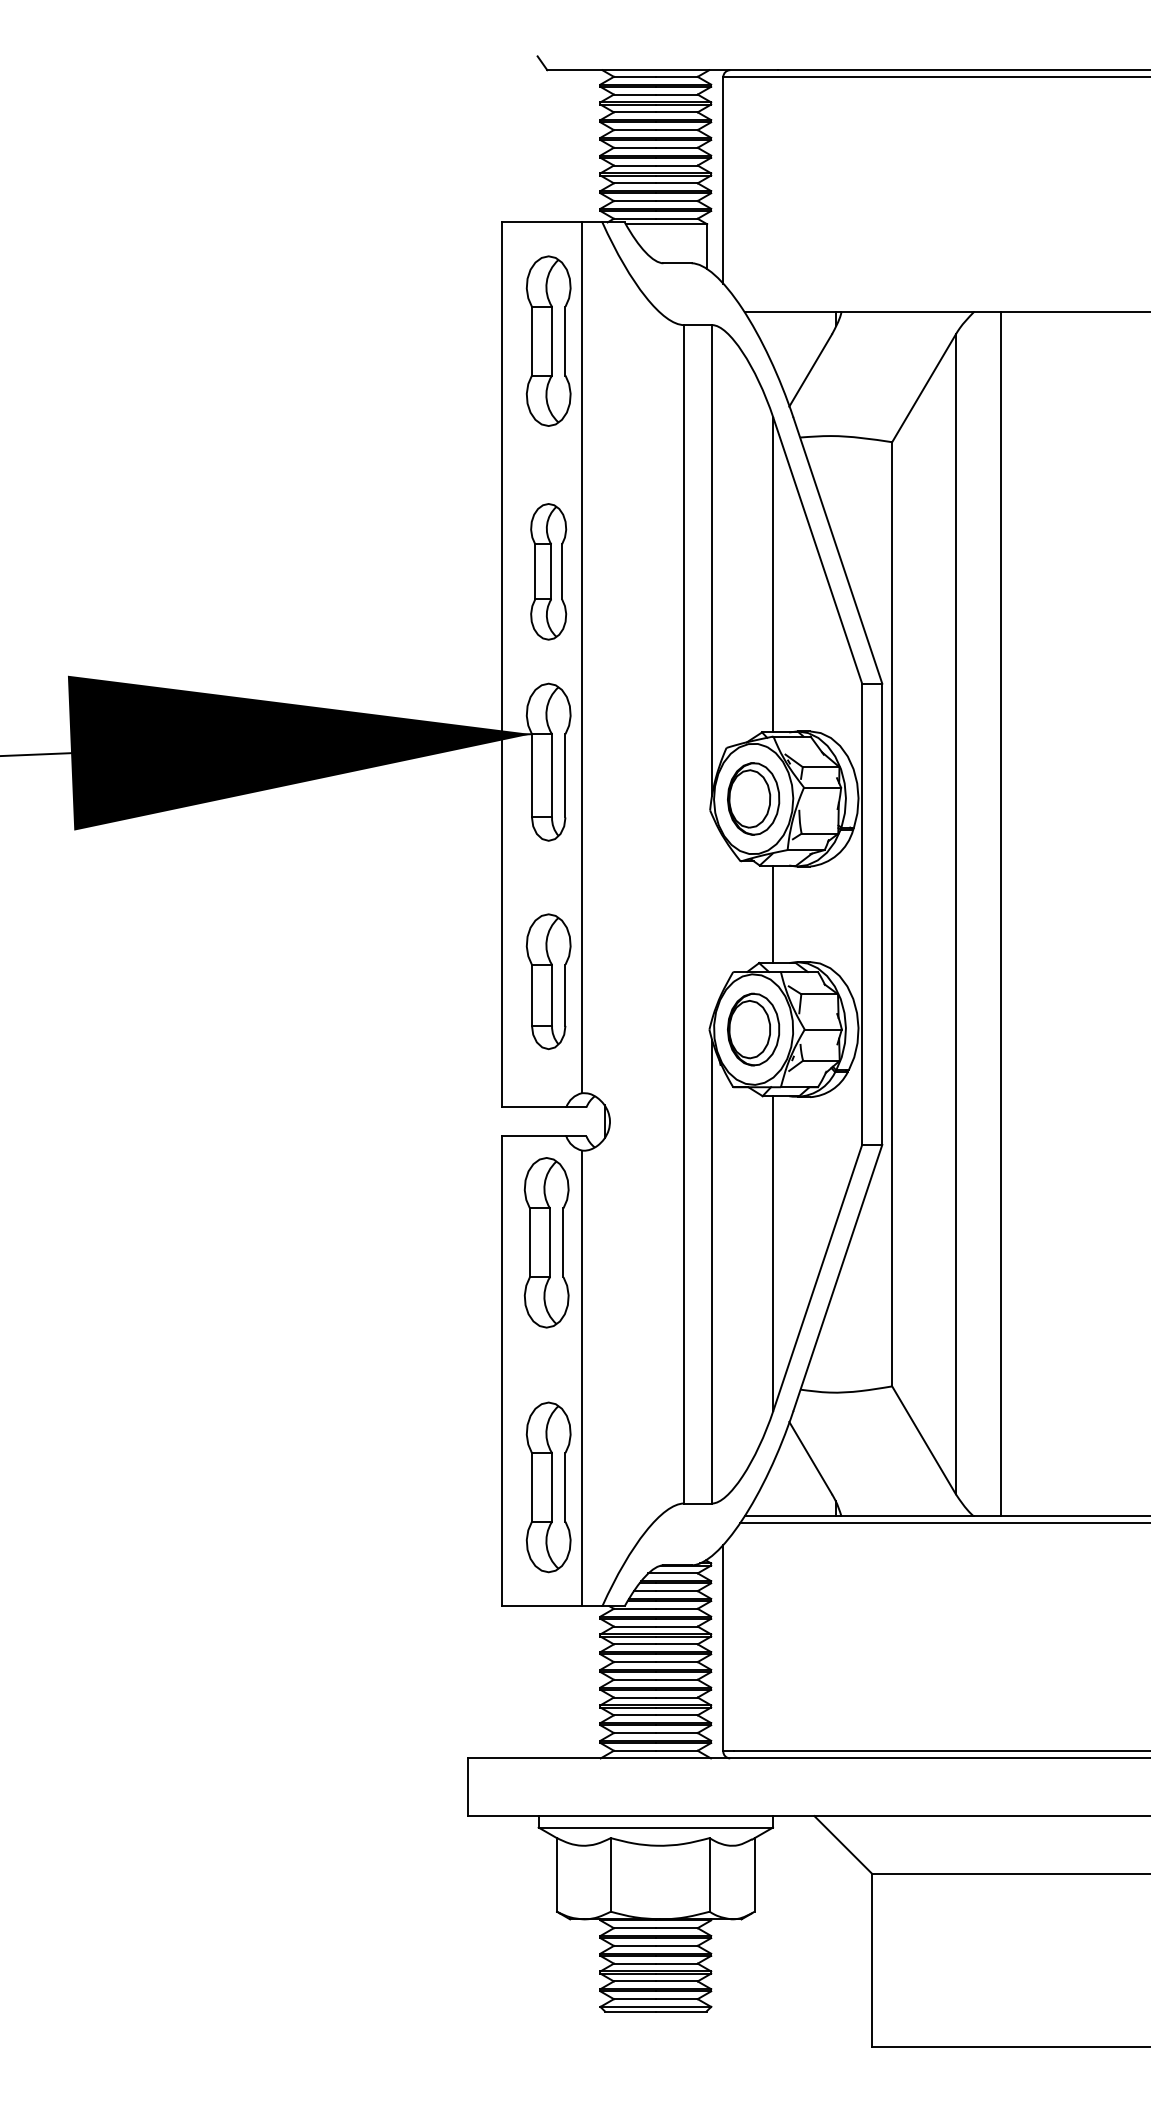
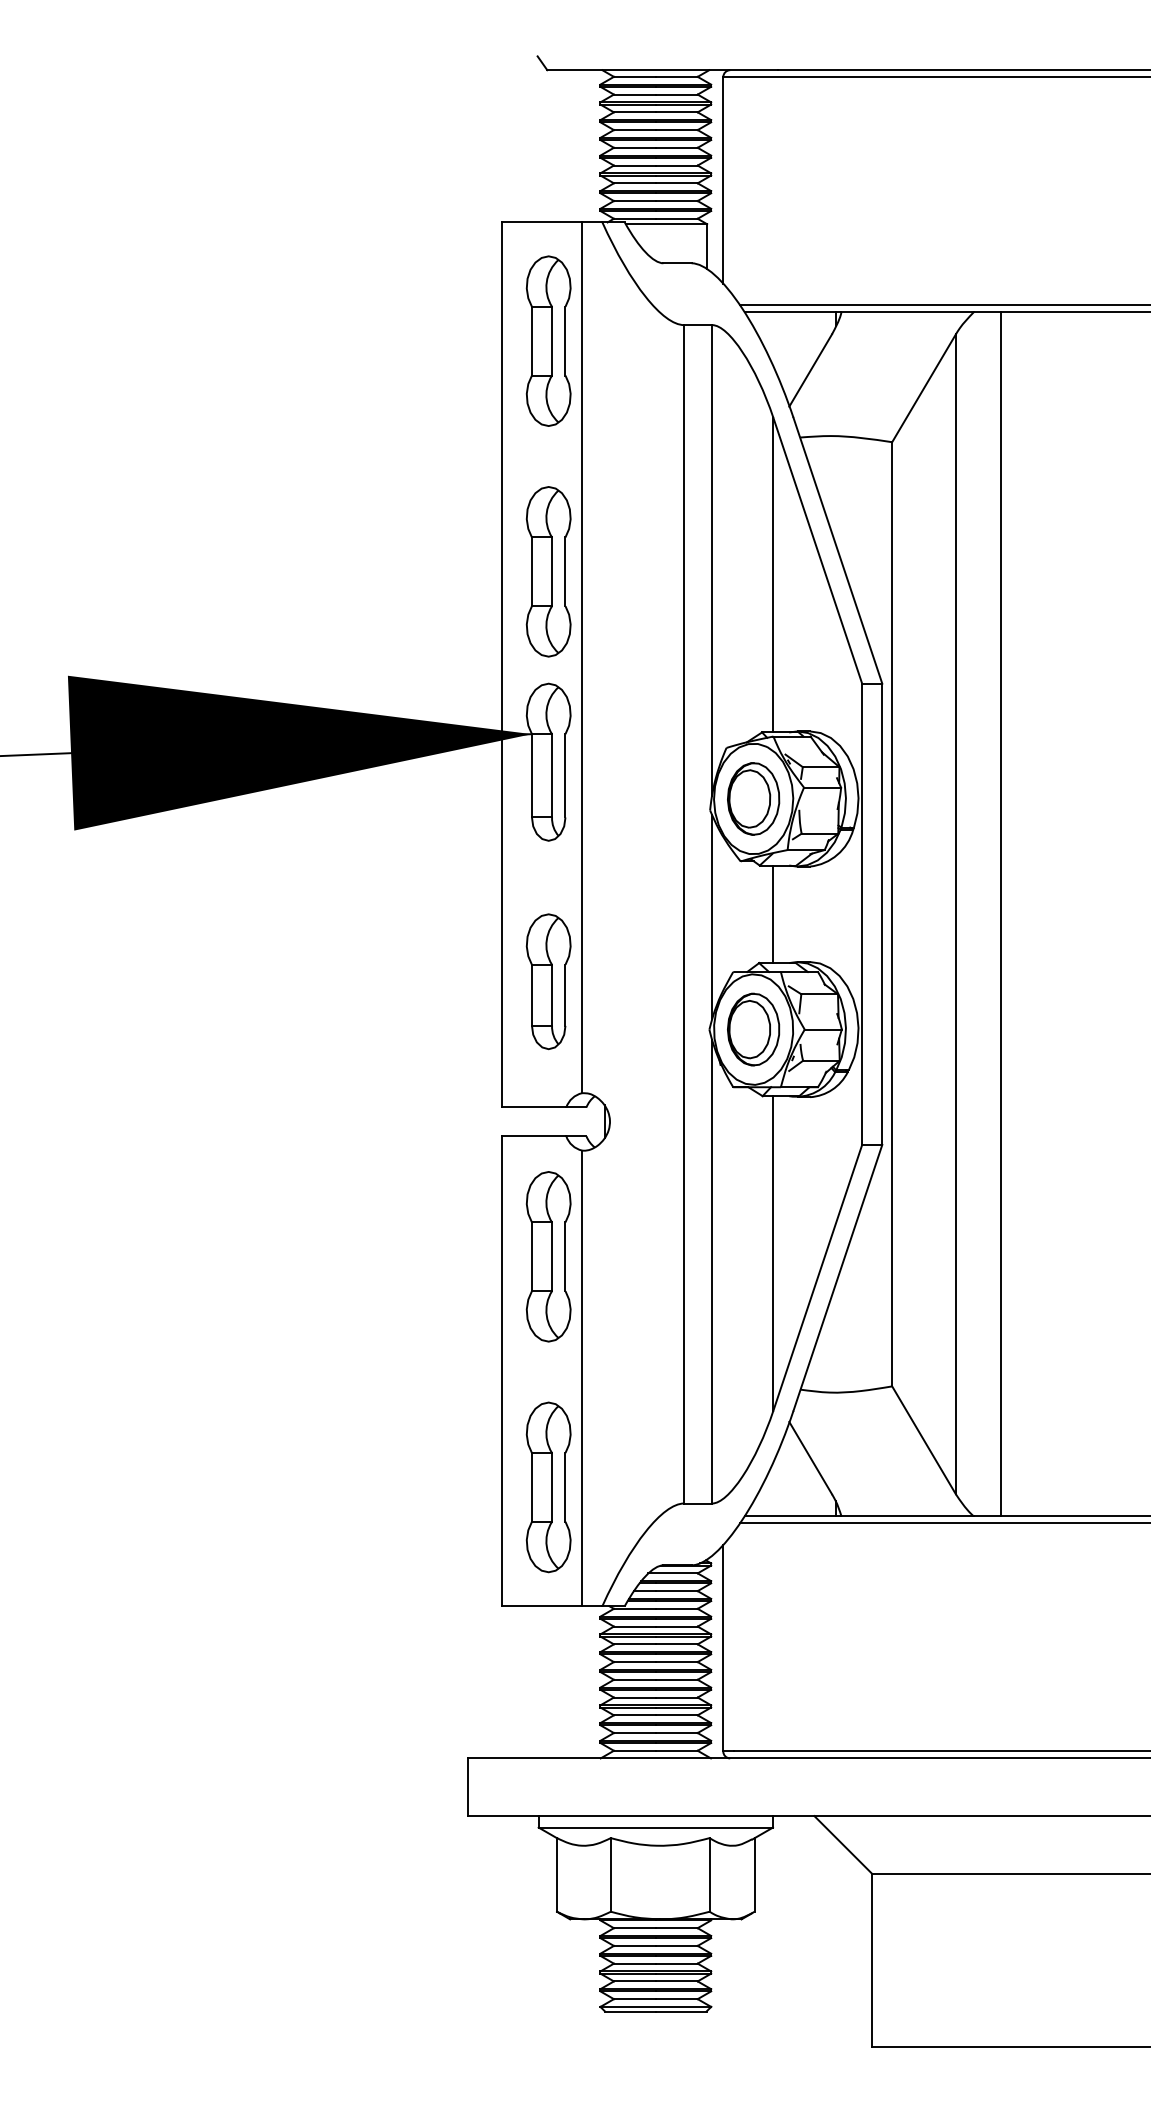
line: none -> present (943, 305)
part size: 38x138 px -> 47x172 px (548, 571)
line: none -> present (712, 916)
part position: (546, 1242) -> (548, 1256) (548, 1256)
